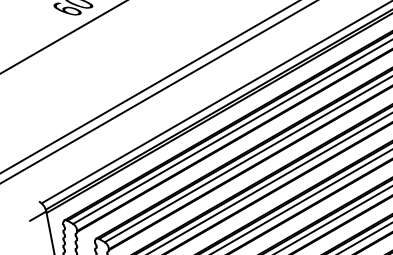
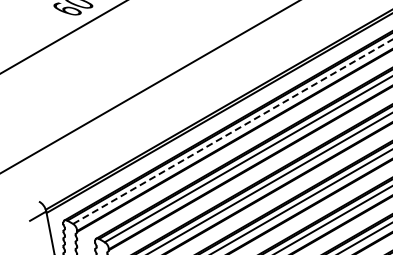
line: present -> none (158, 92)
line: present -> none (215, 102)
line: solid -> dashed (233, 131)
